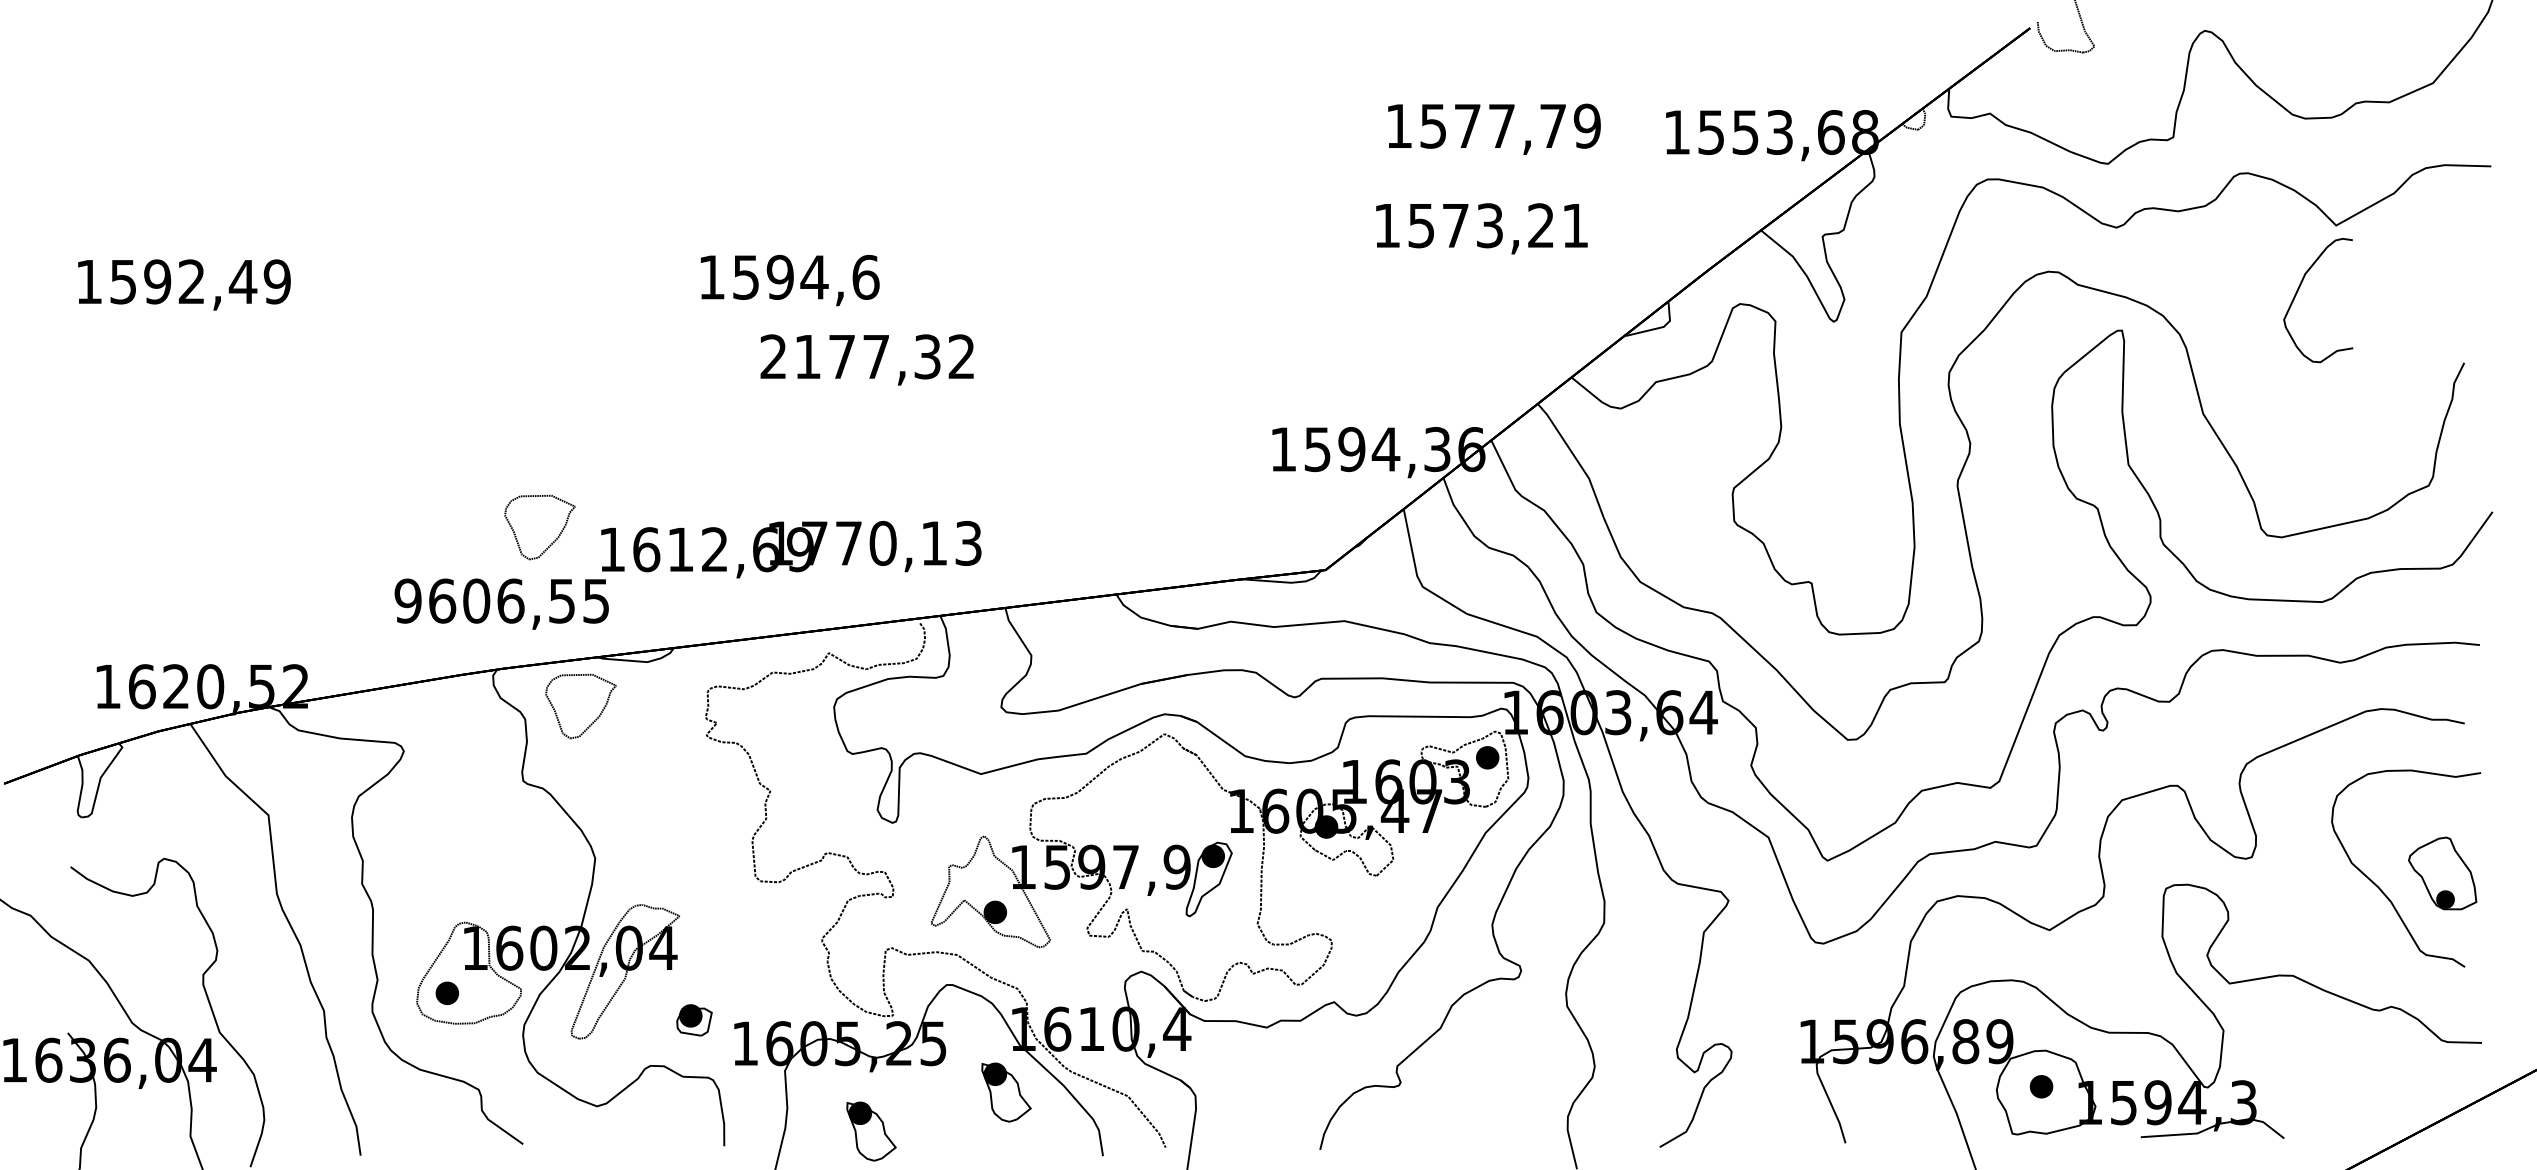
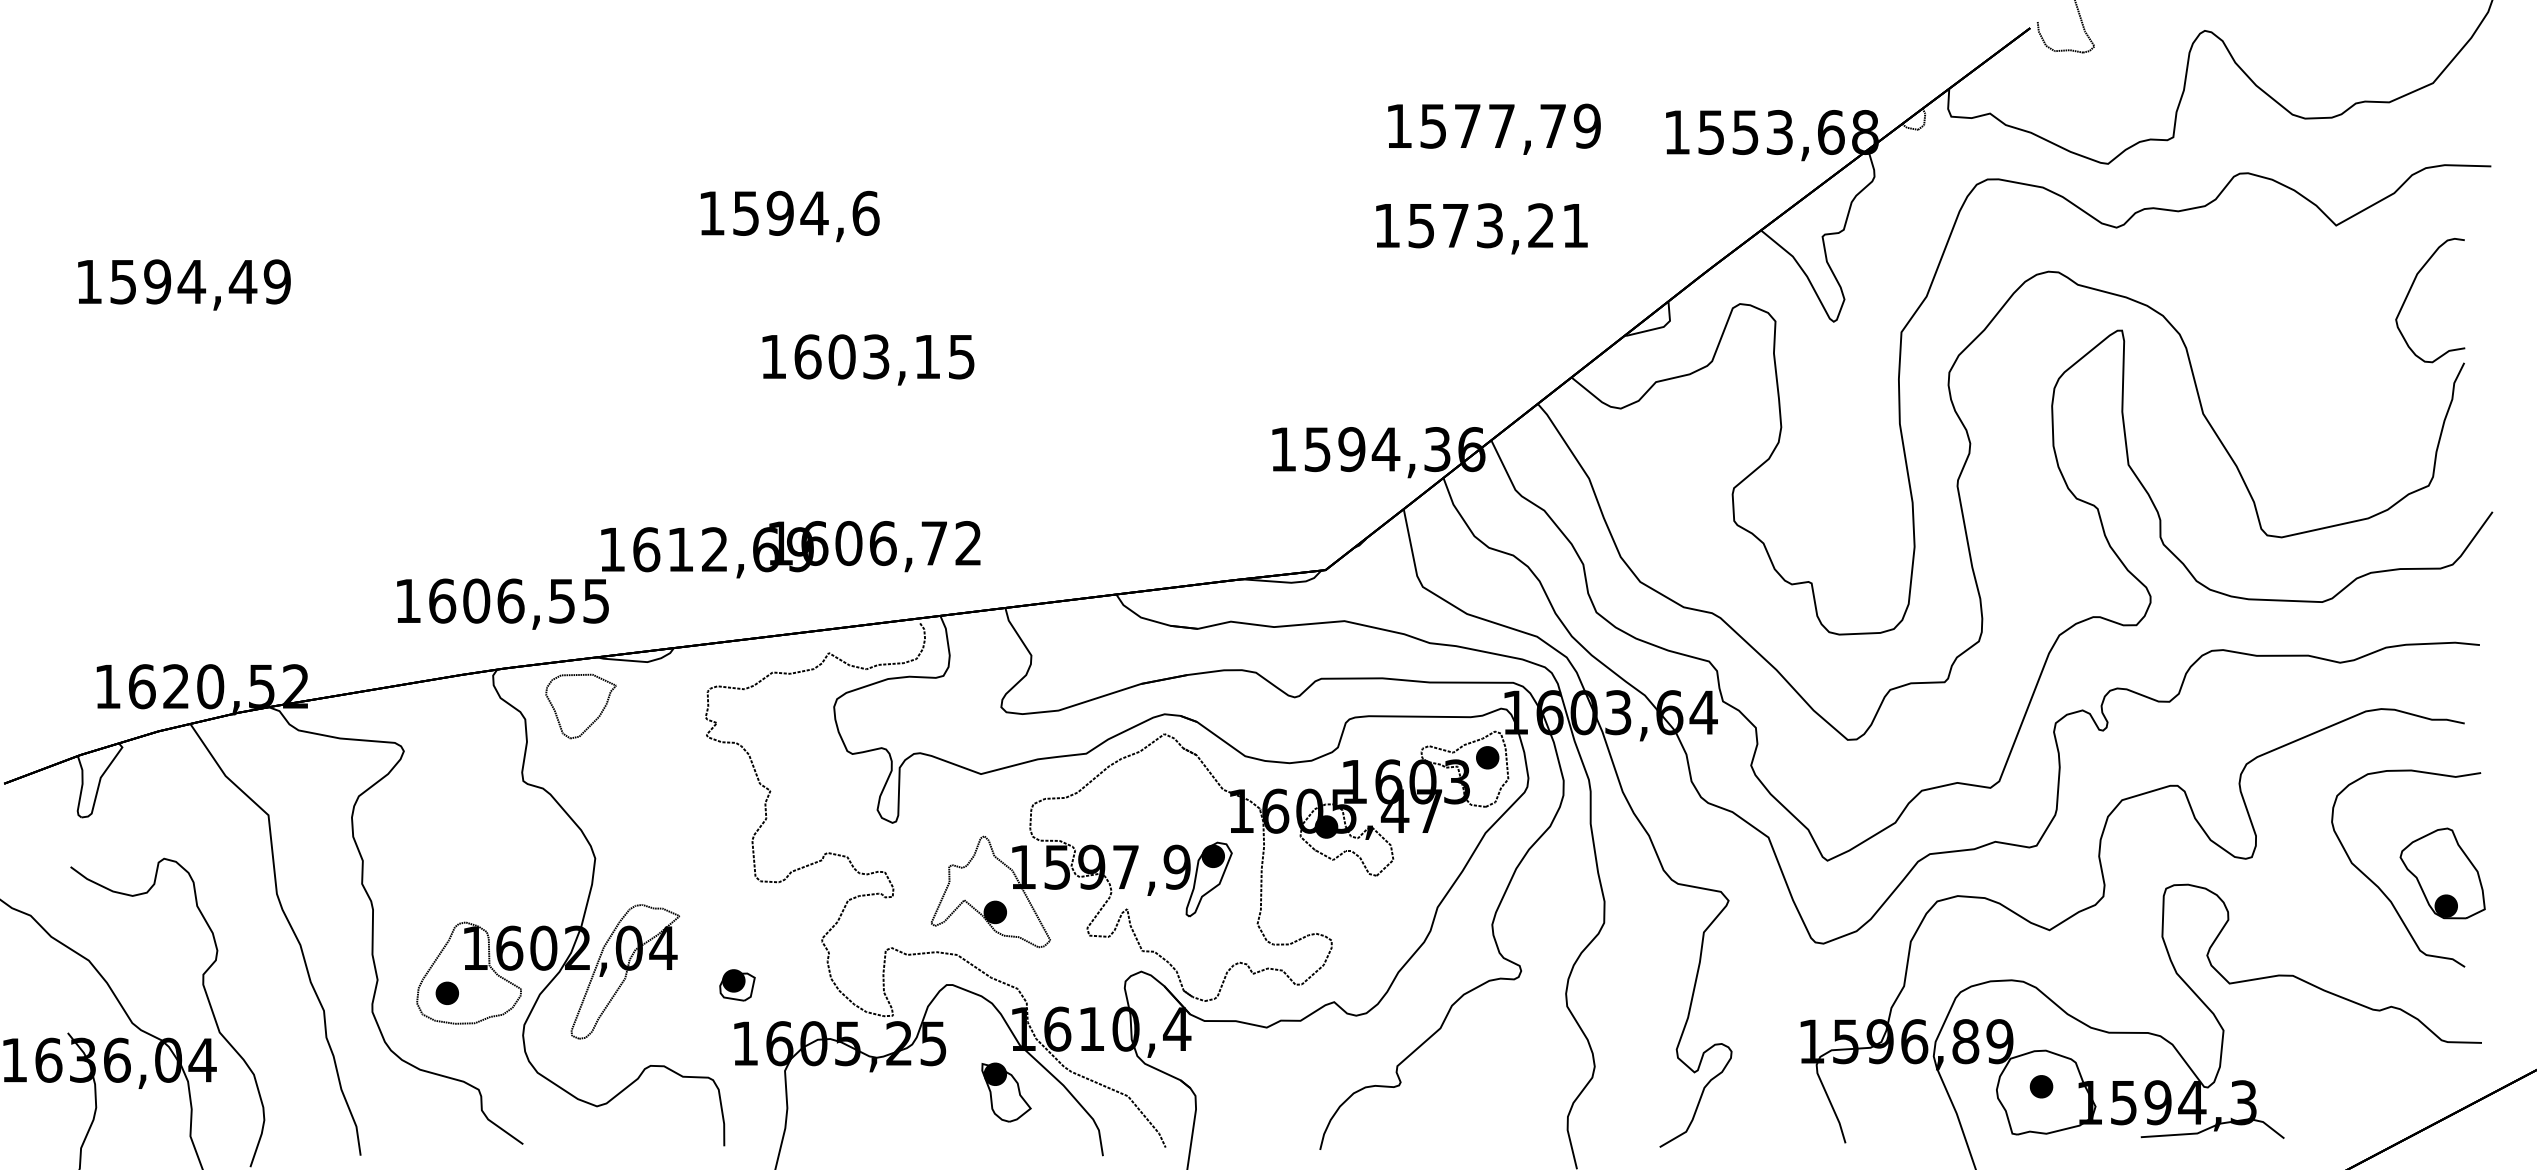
text position: (789, 280) -> (789, 216) (789, 216)
text: 1592,49 -> 1594,49 (191, 281)
curve position: (2298, 291) -> (2410, 291) (2410, 291)
text: 2177,32 -> 1603,15 (867, 356)
part: present -> none (539, 527)
text: 1770,13 -> 1606,72 (891, 543)
text: 9606,55 -> 1606,55 (407, 600)
part size: 70x75 px -> 87x93 px (2442, 873)
part position: (694, 1020) -> (737, 985) (737, 985)
part: present -> none (871, 1131)
